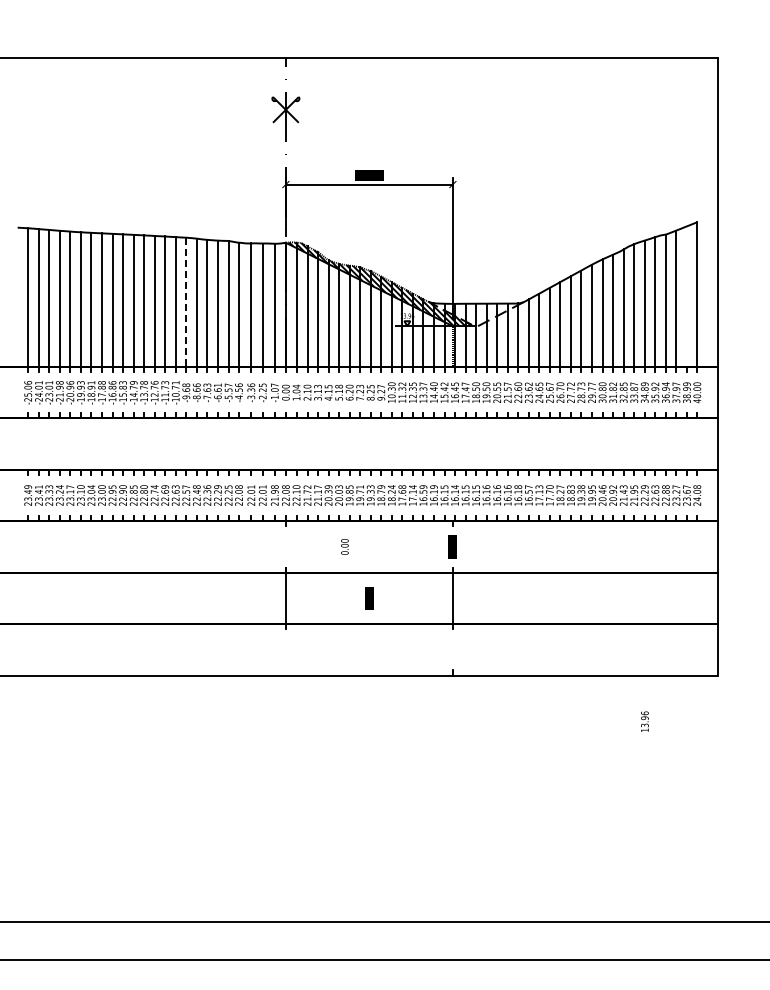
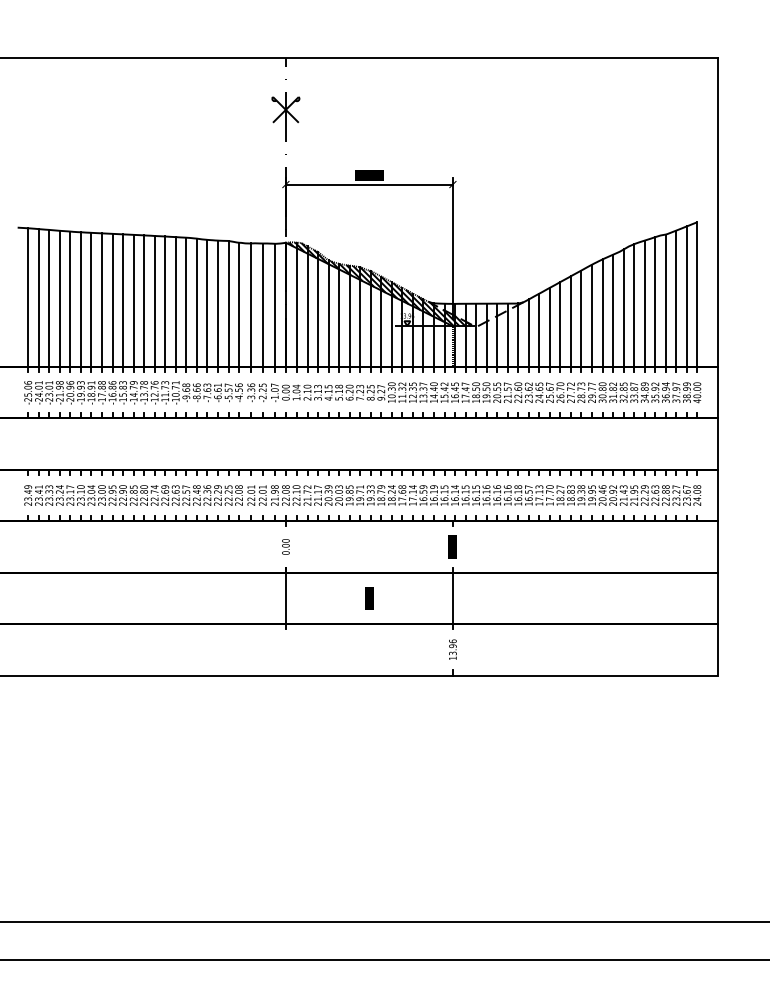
line: none -> present (686, 296)
line: dashed -> solid (186, 302)
text position: (344, 546) -> (285, 546) (285, 546)
text position: (644, 721) -> (452, 649) (452, 649)
